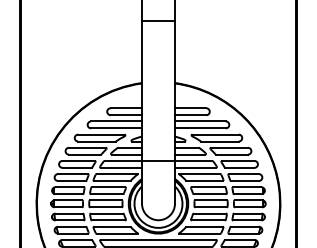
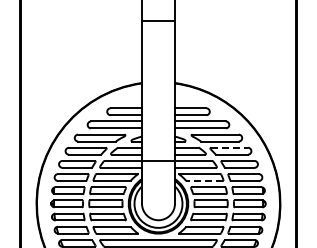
line: solid -> dashed (230, 147)
line: solid -> dashed (203, 181)
